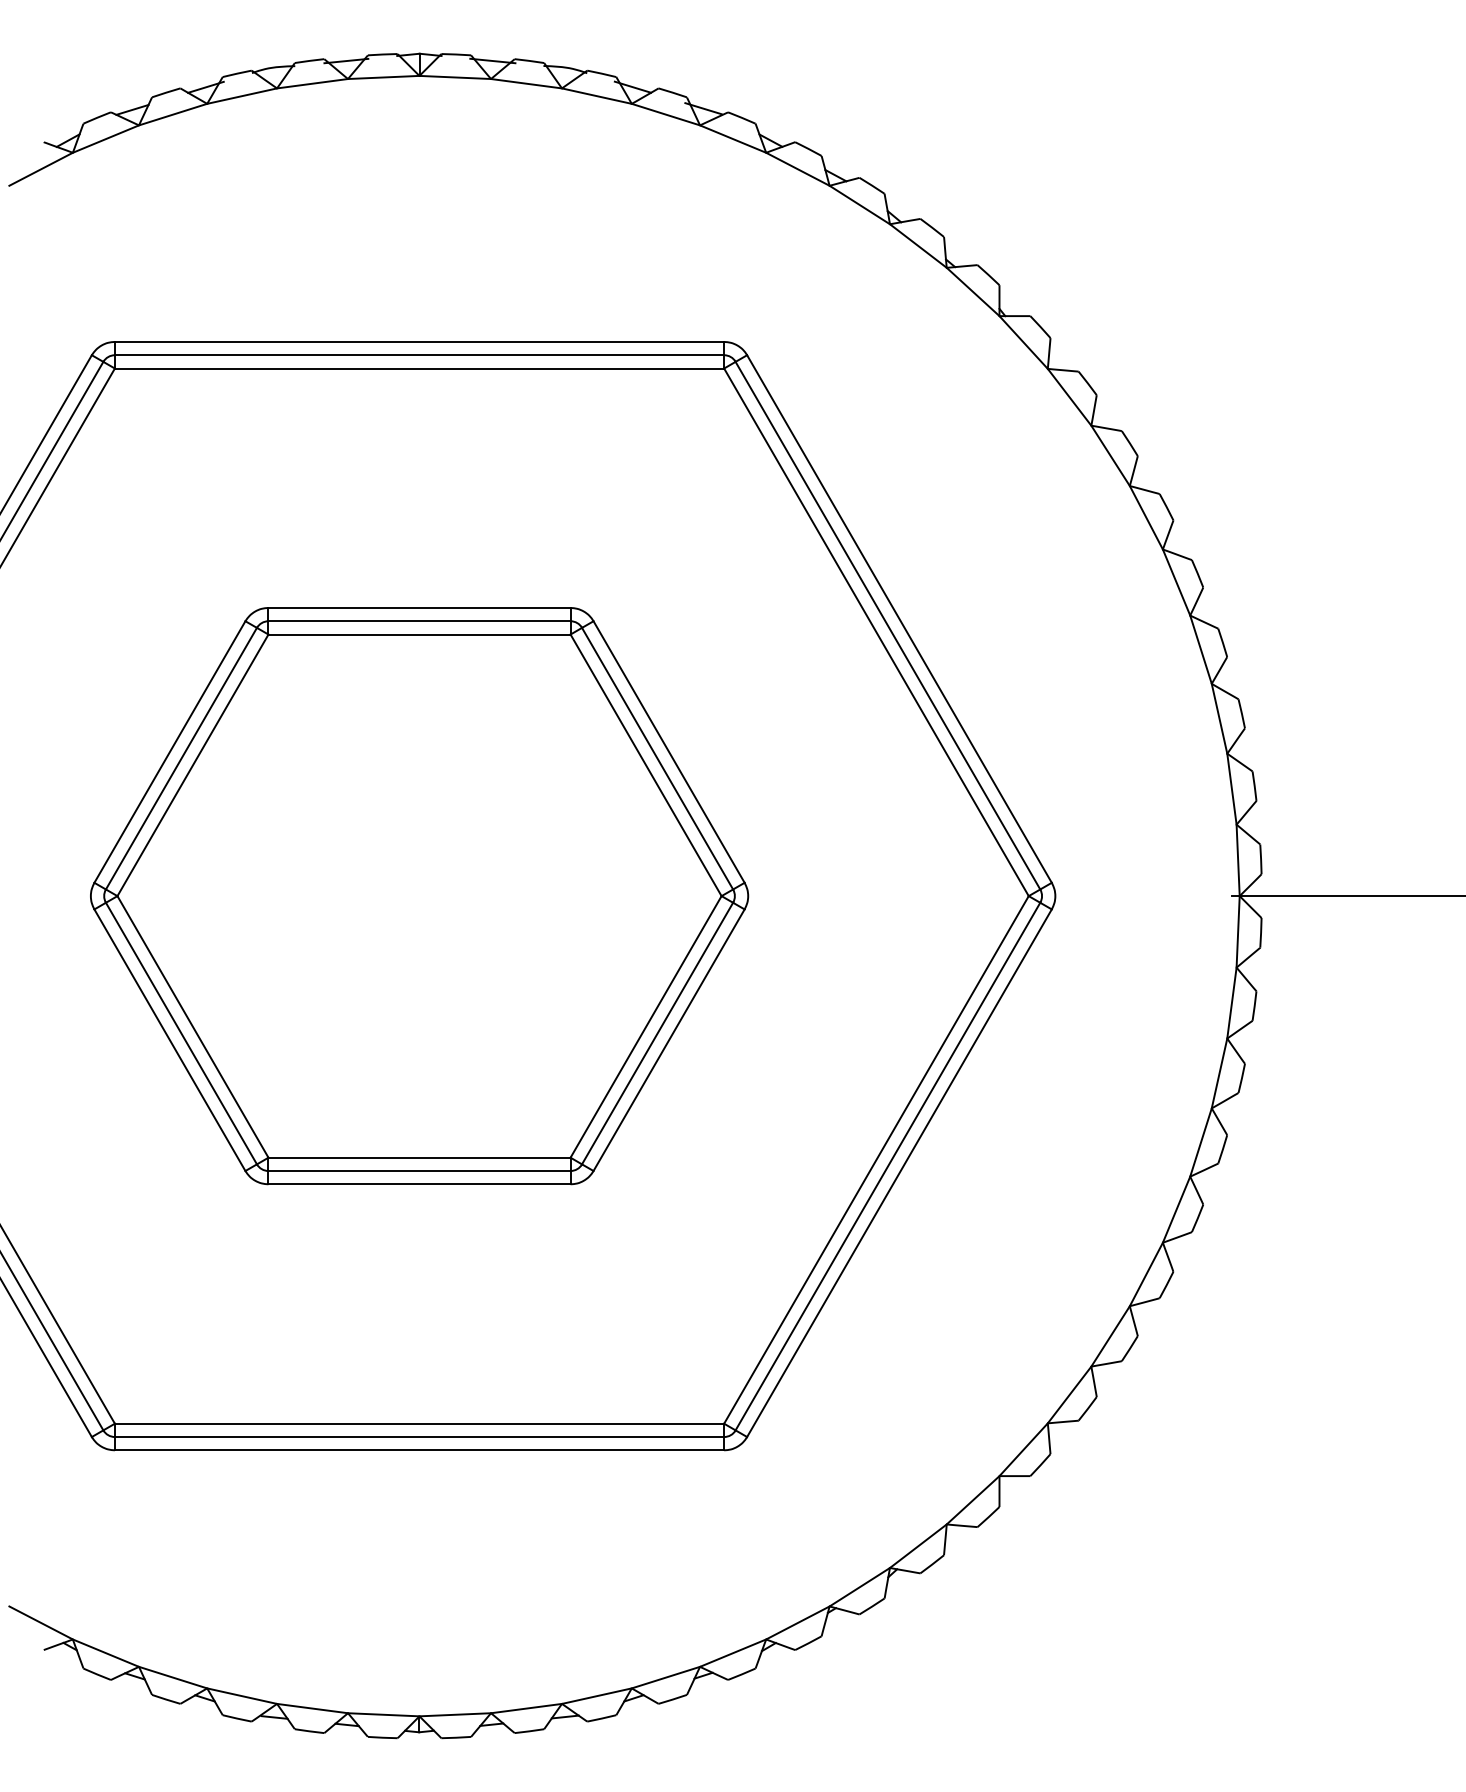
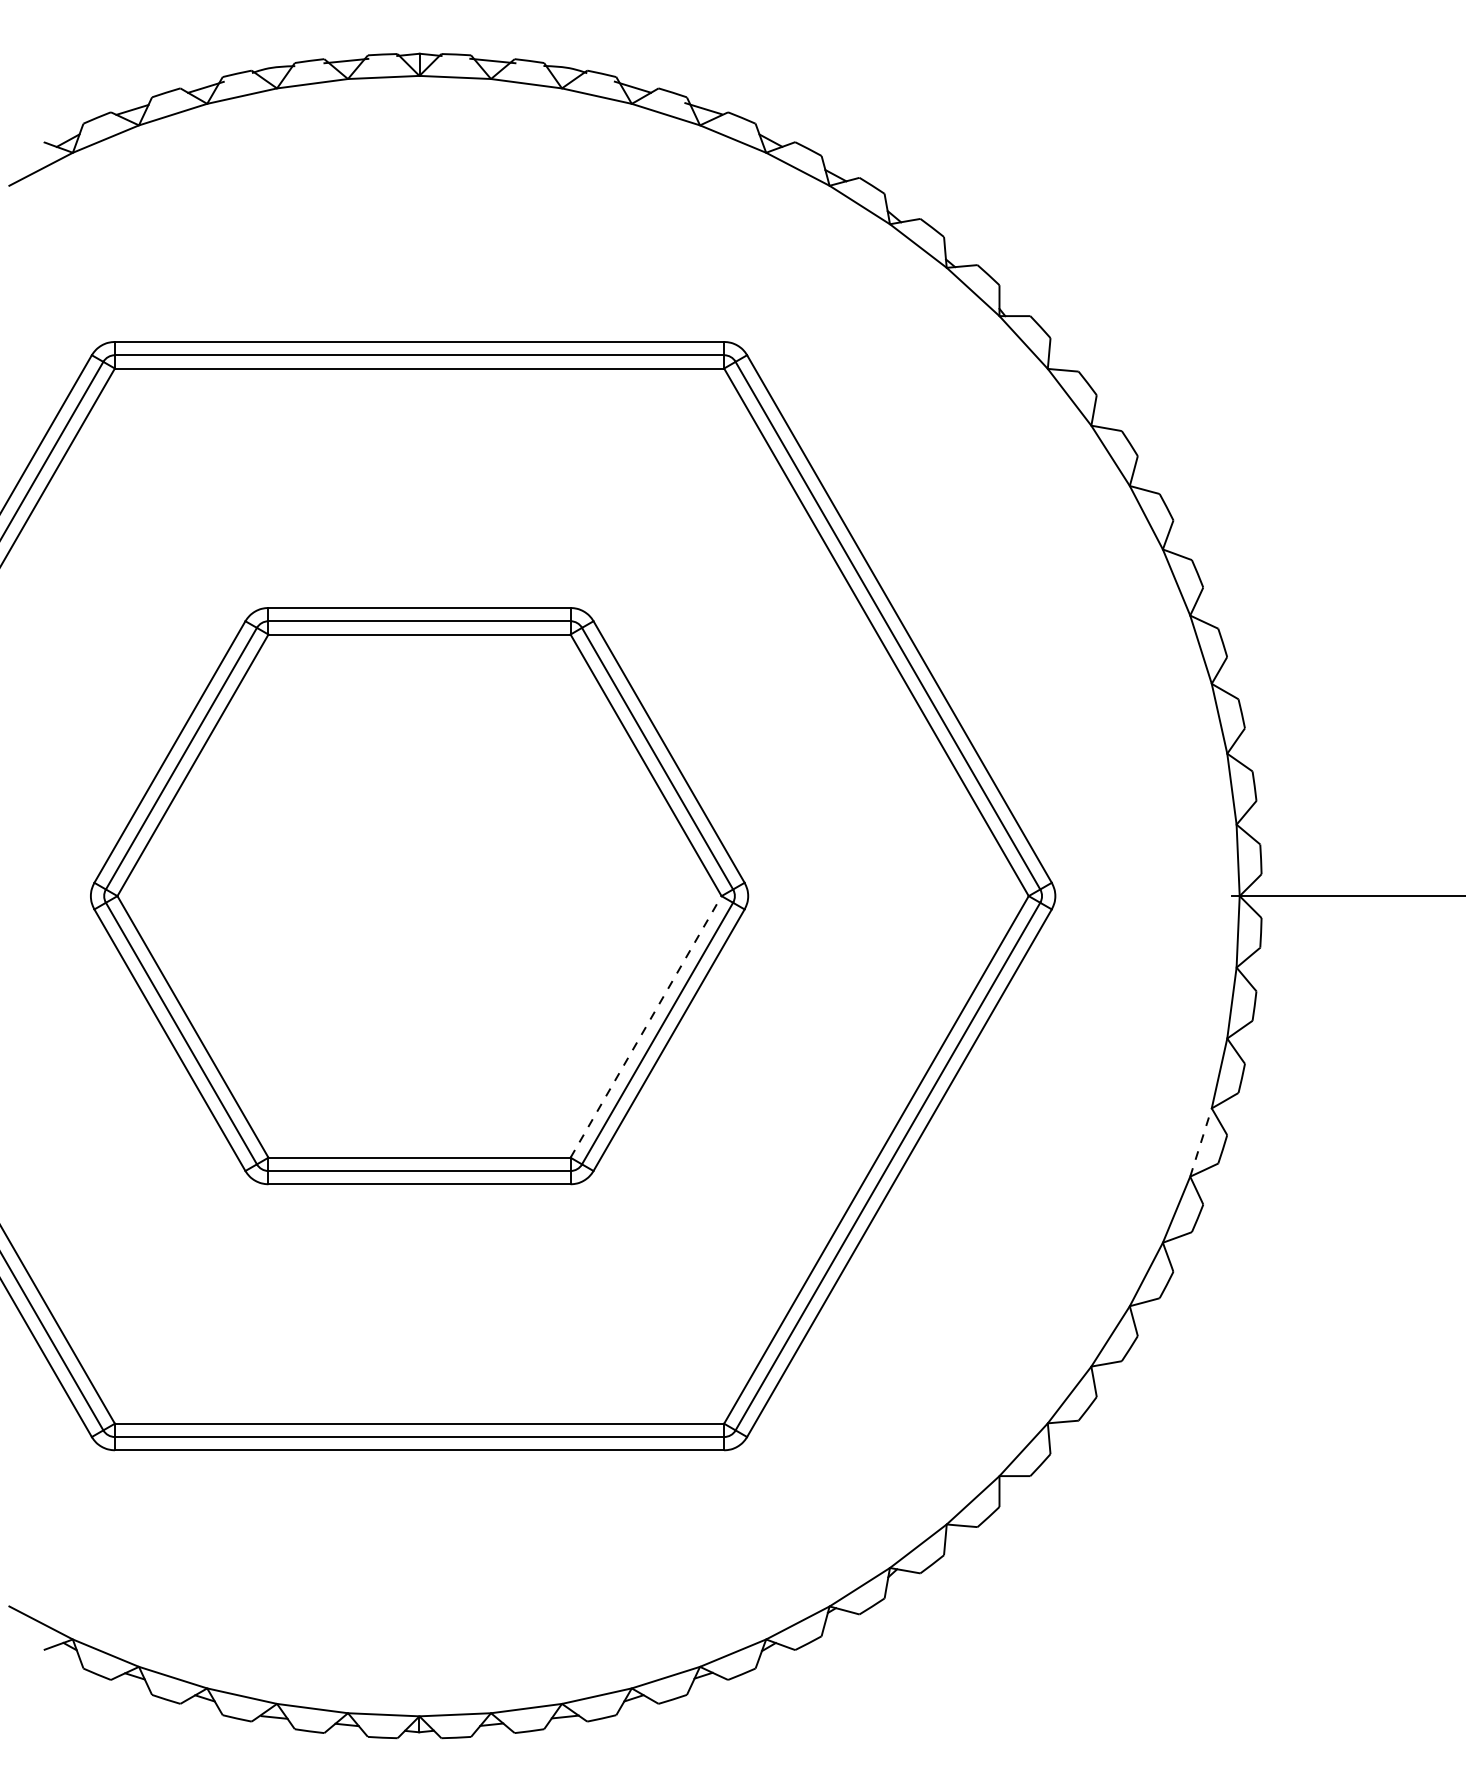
line: solid -> dashed (646, 1026)
line: solid -> dashed (1200, 1142)
